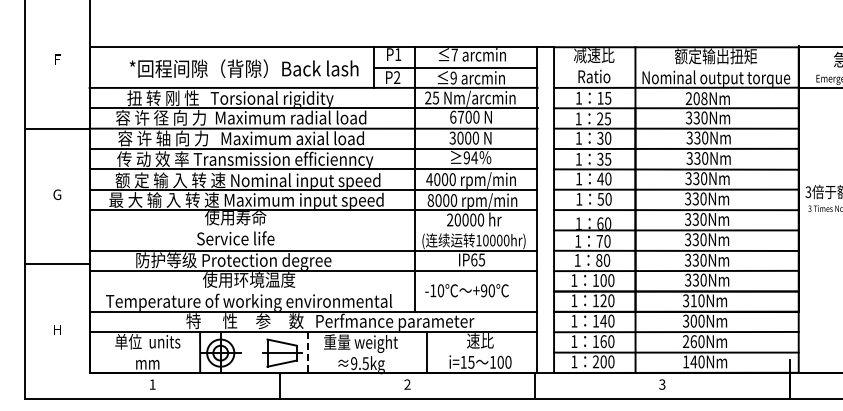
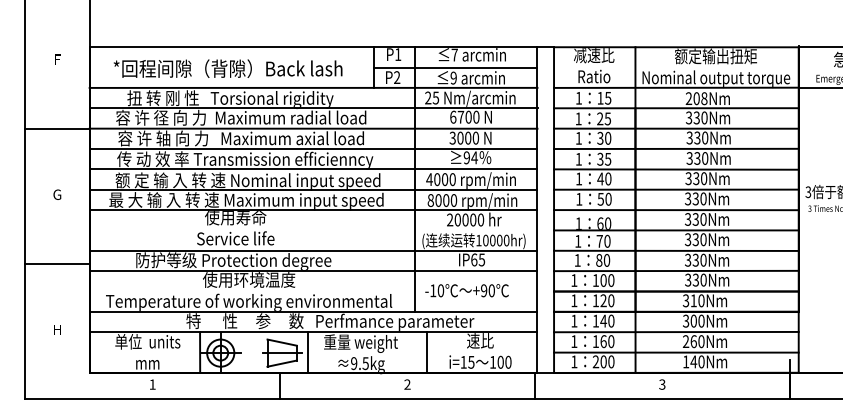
text position: (243, 68) -> (227, 68) (227, 68)
line: dashed -> solid (307, 353)
